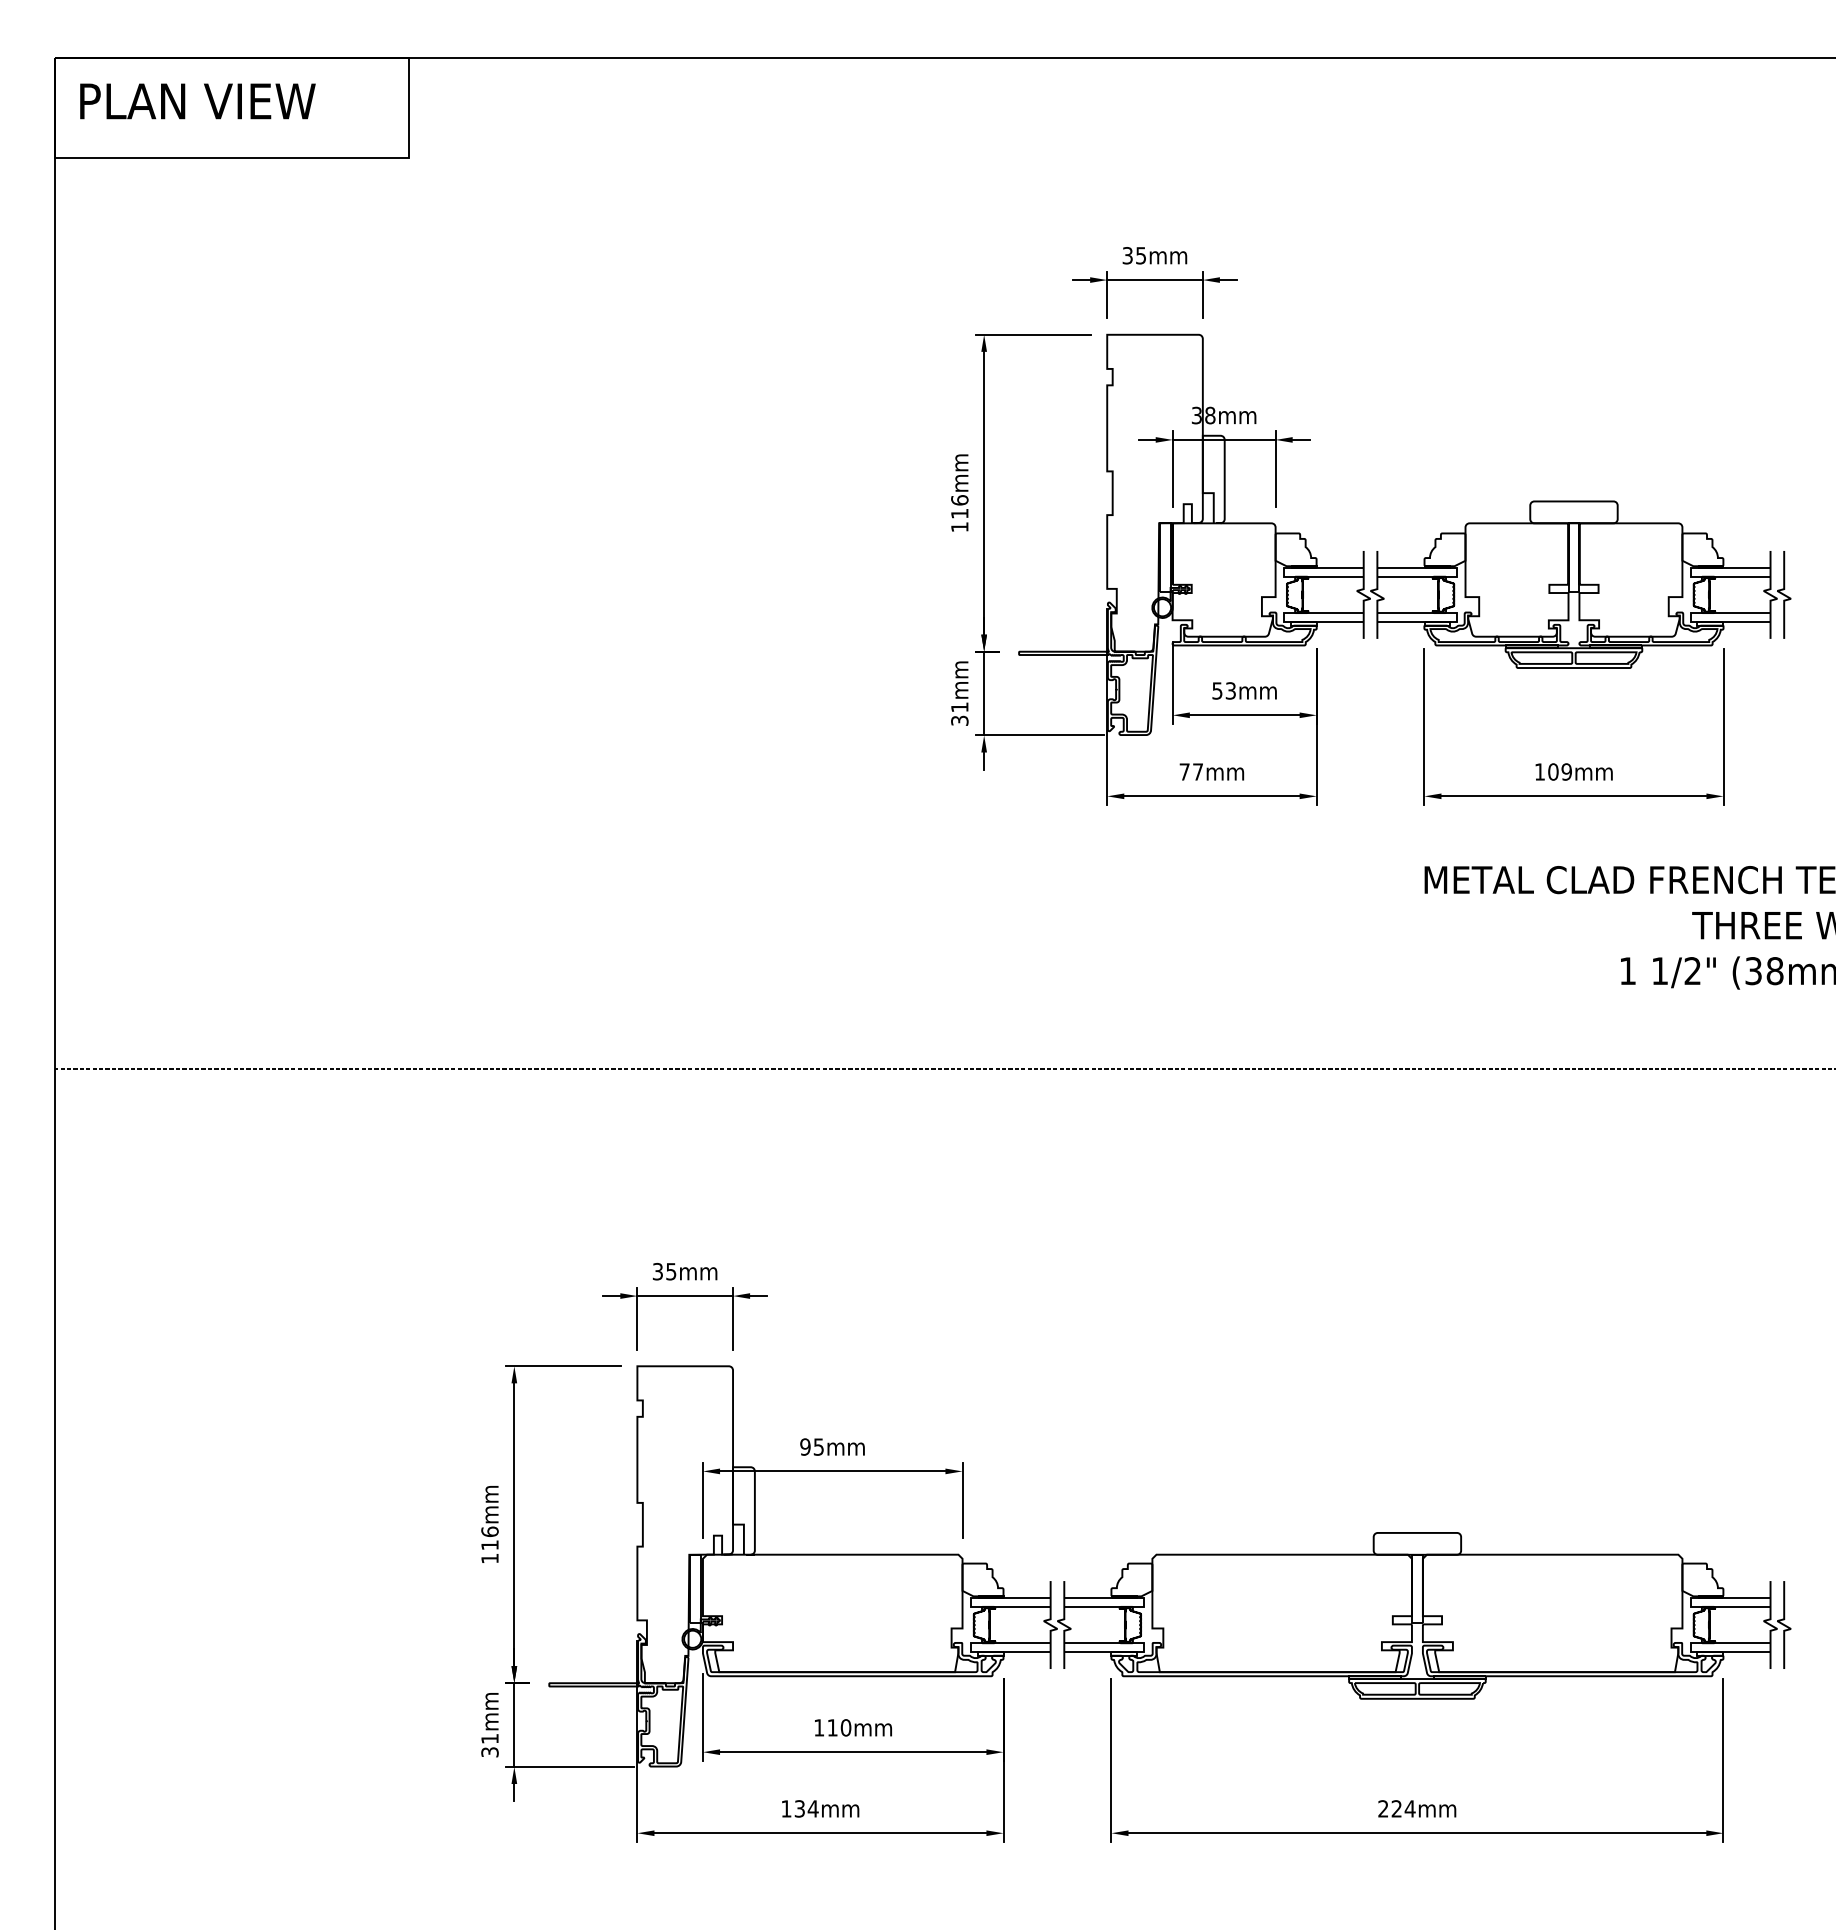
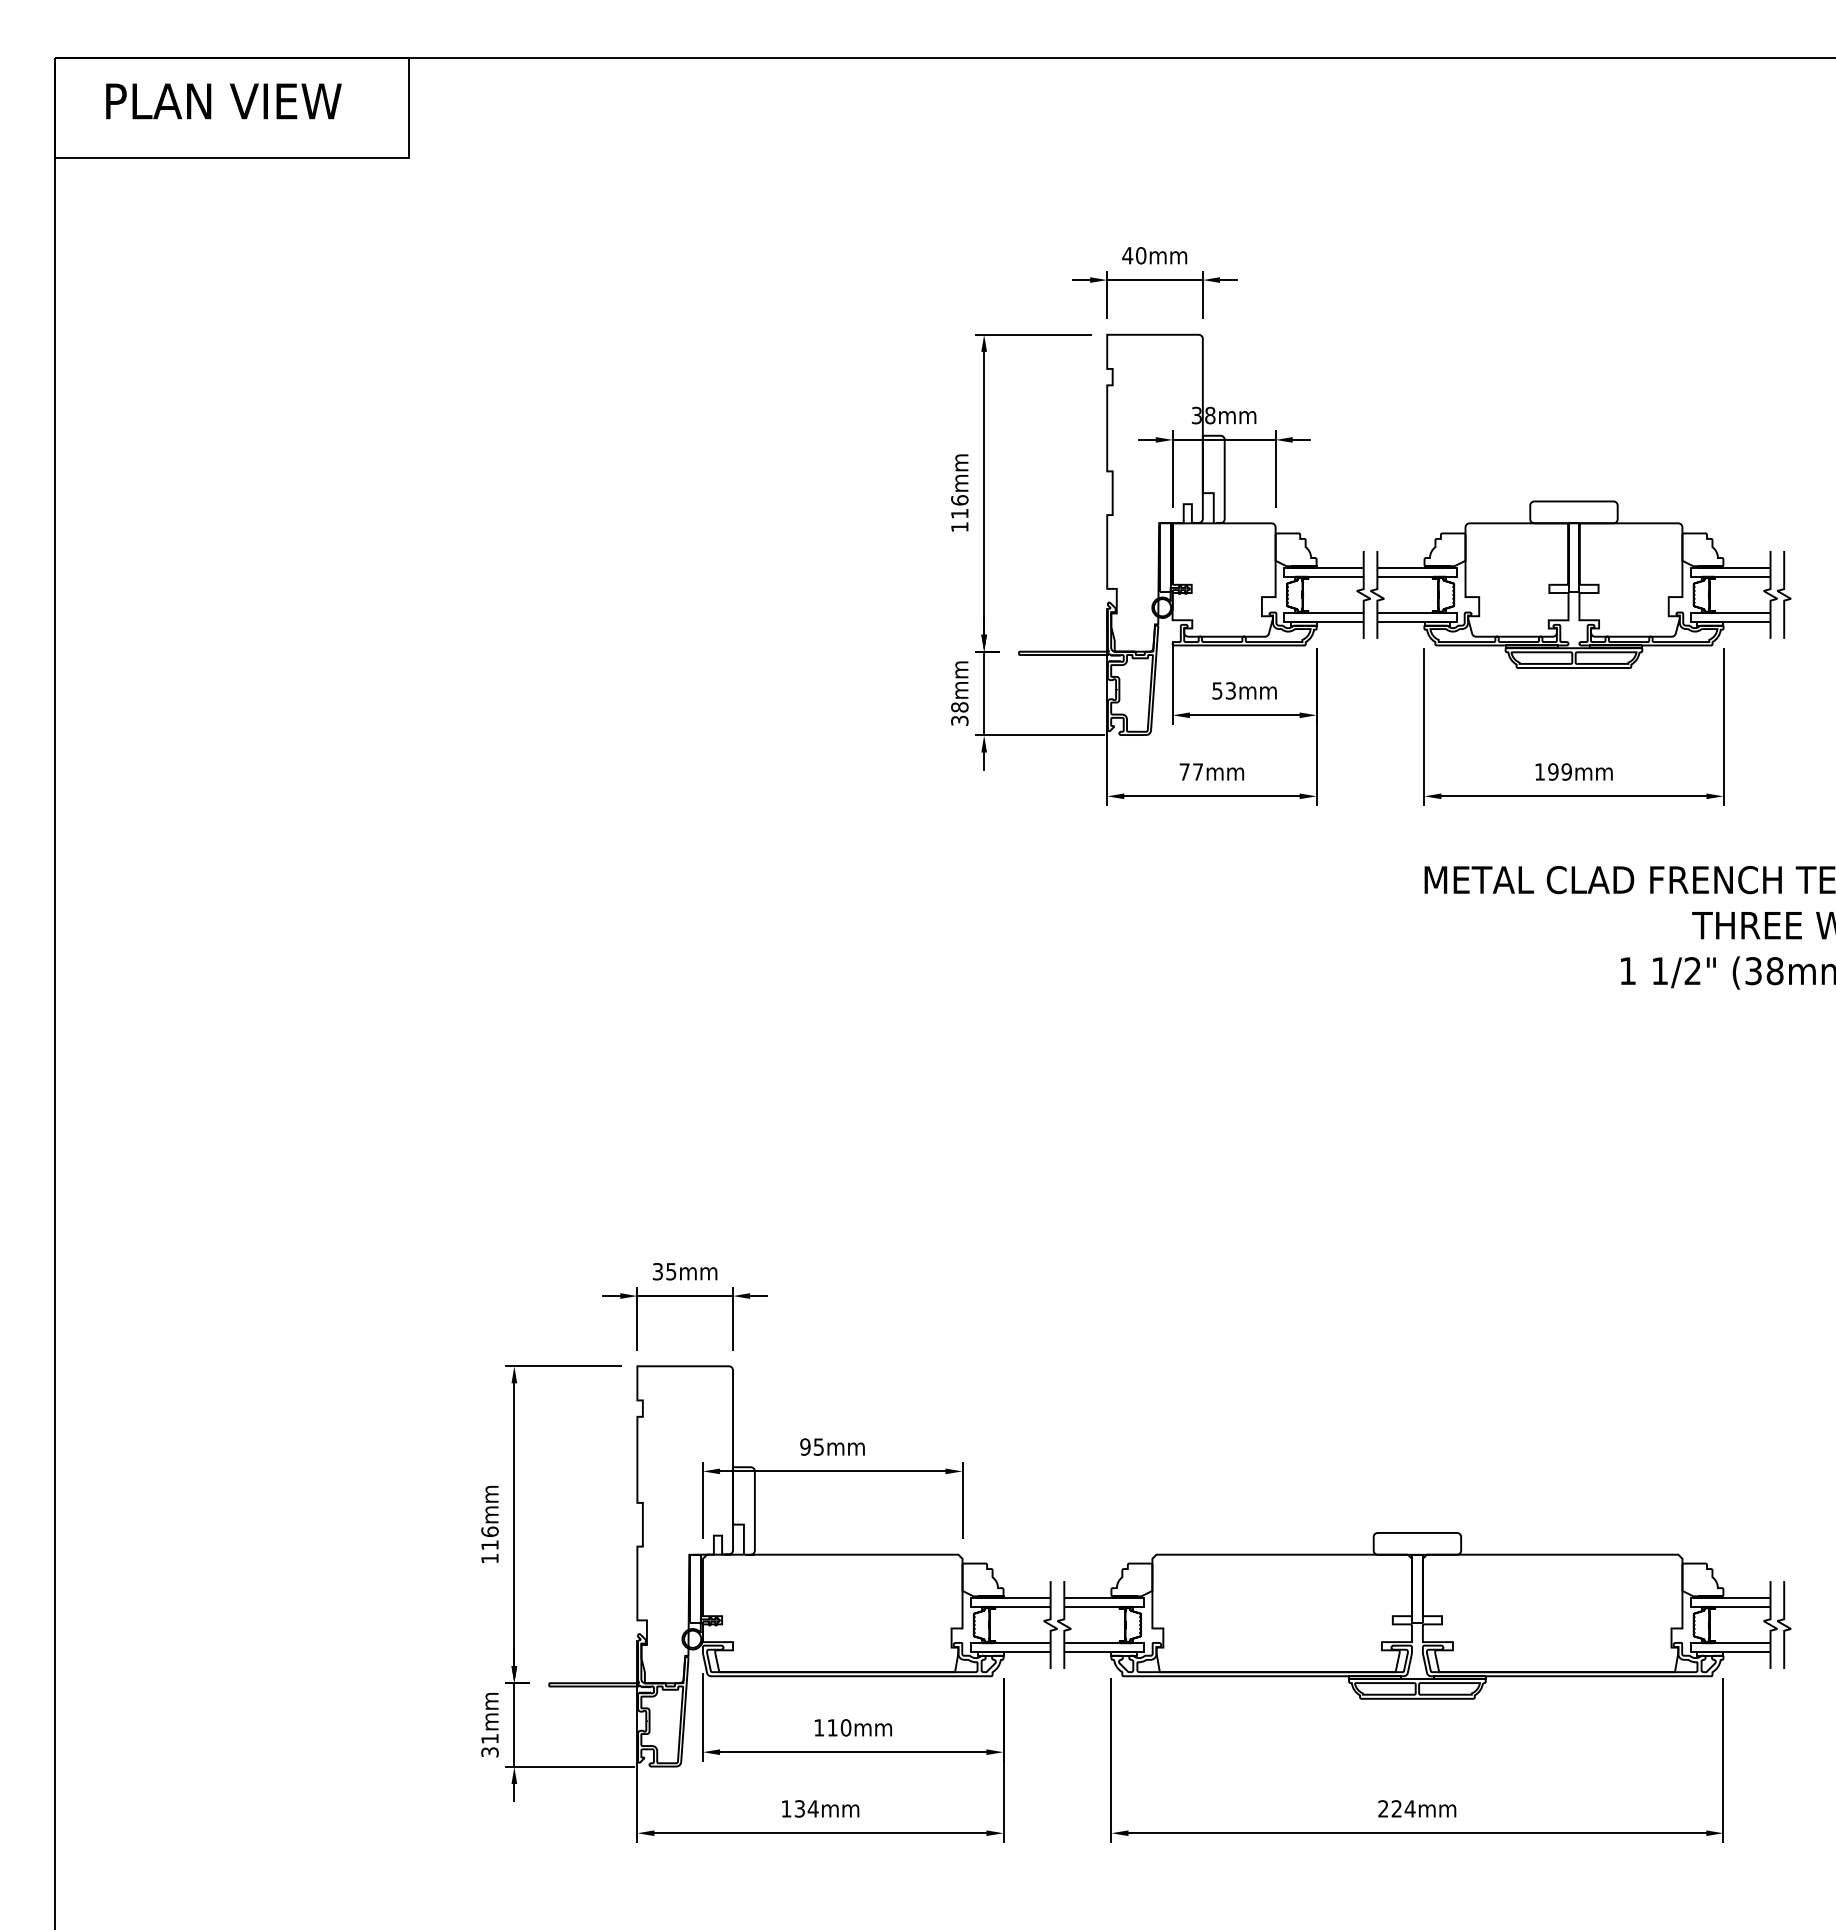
text position: (197, 101) -> (223, 101) (223, 101)
text: 35mm -> 40mm (1134, 255)
text: 31mm -> 38mm (959, 707)
text: 109mm -> 199mm (1553, 771)
line: present -> none (943, 1068)
